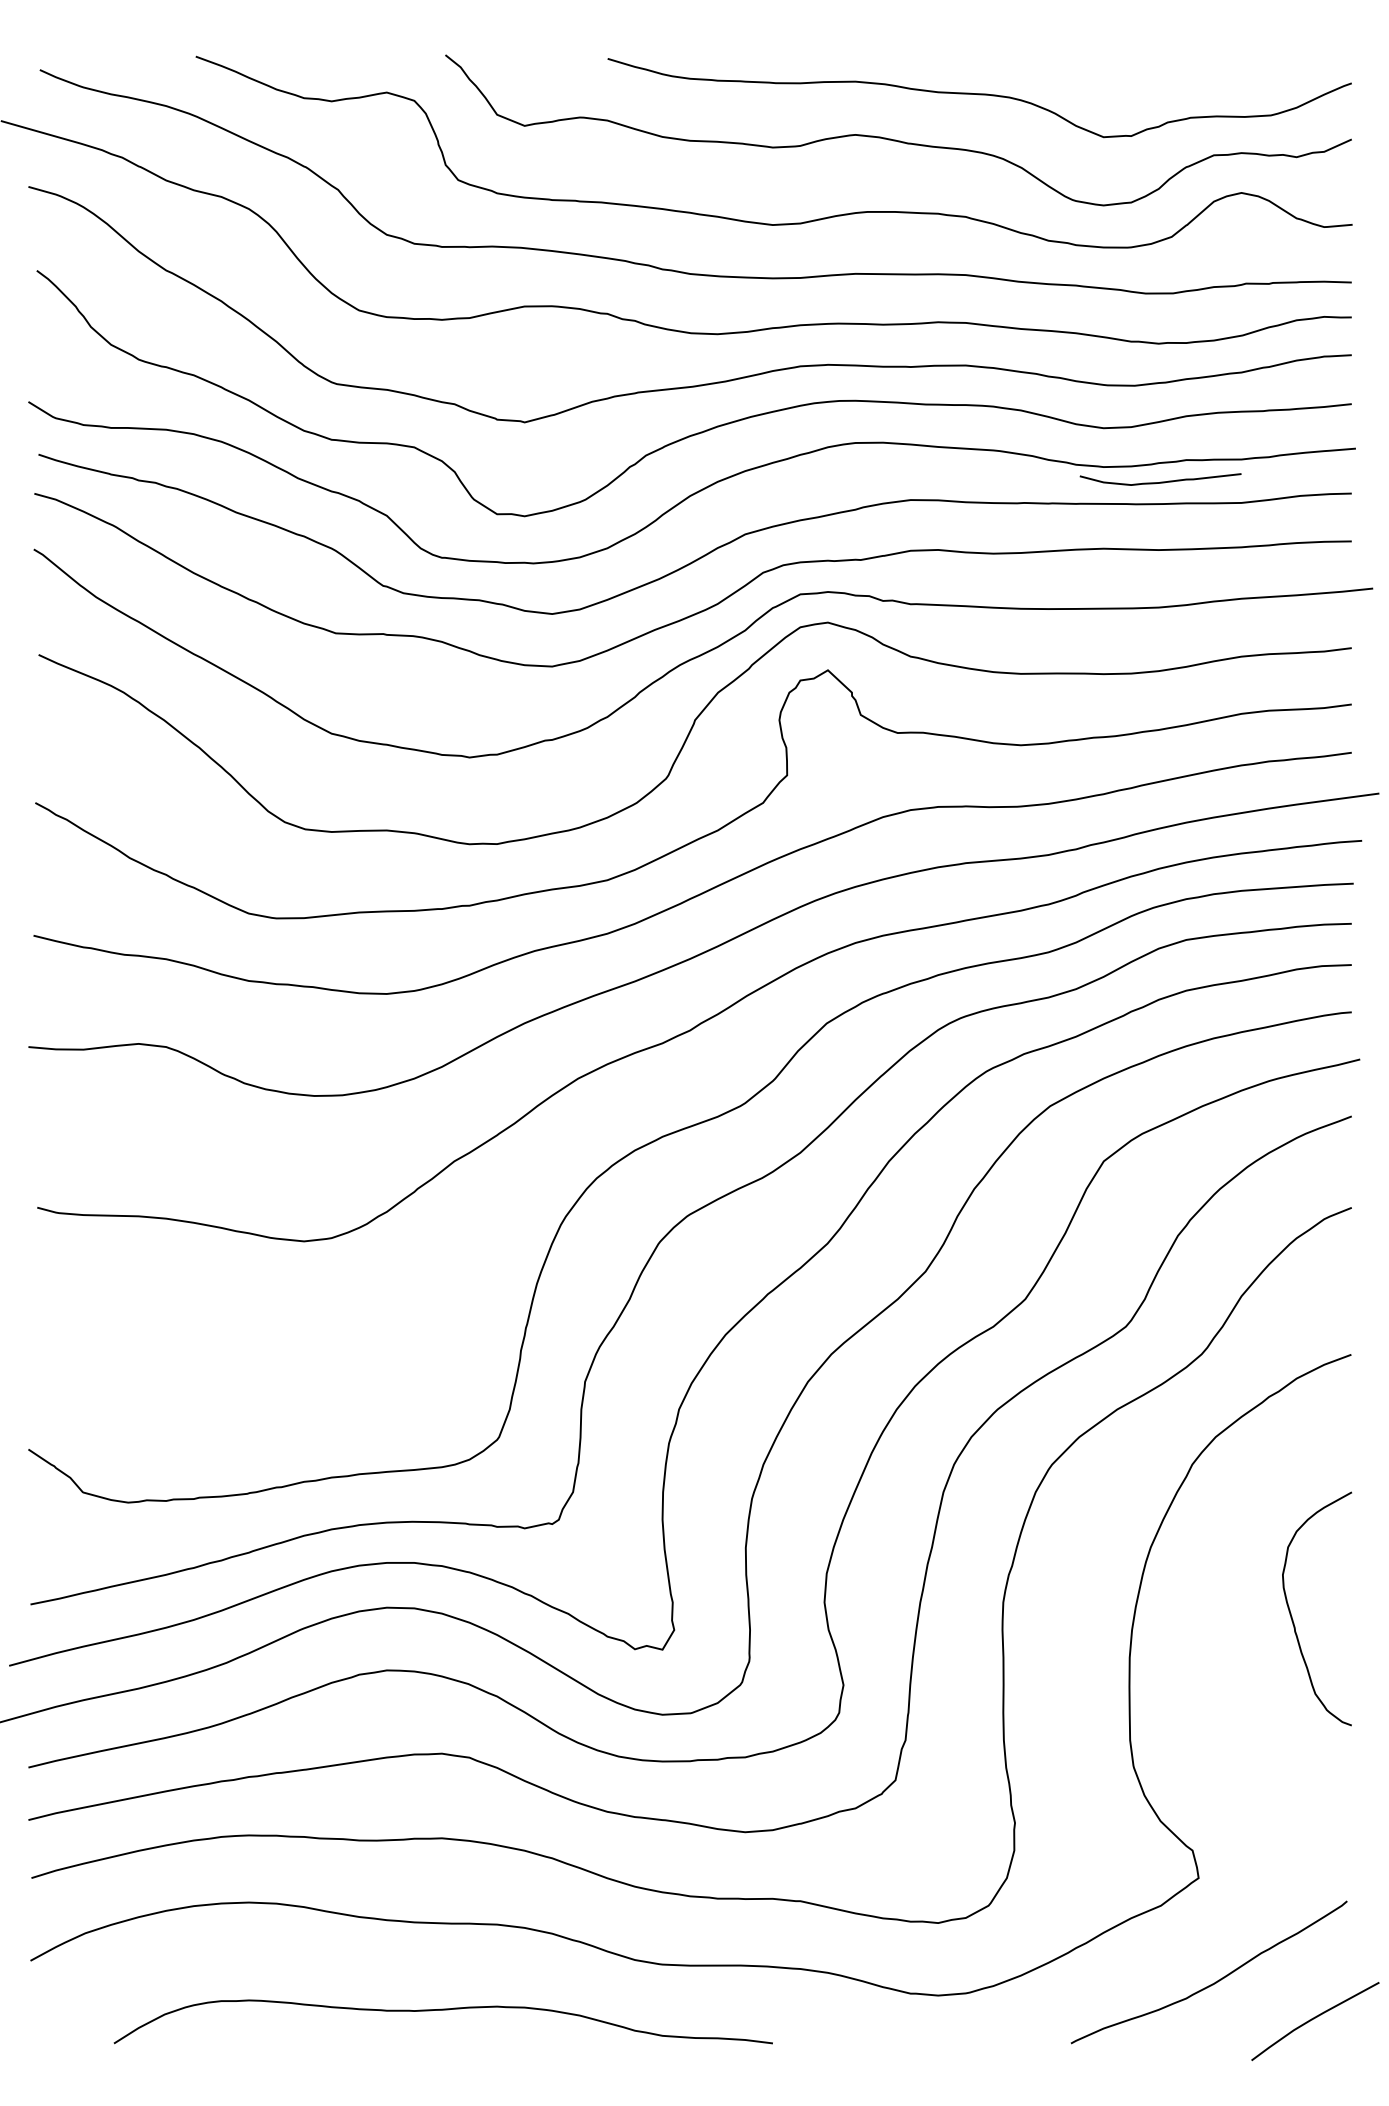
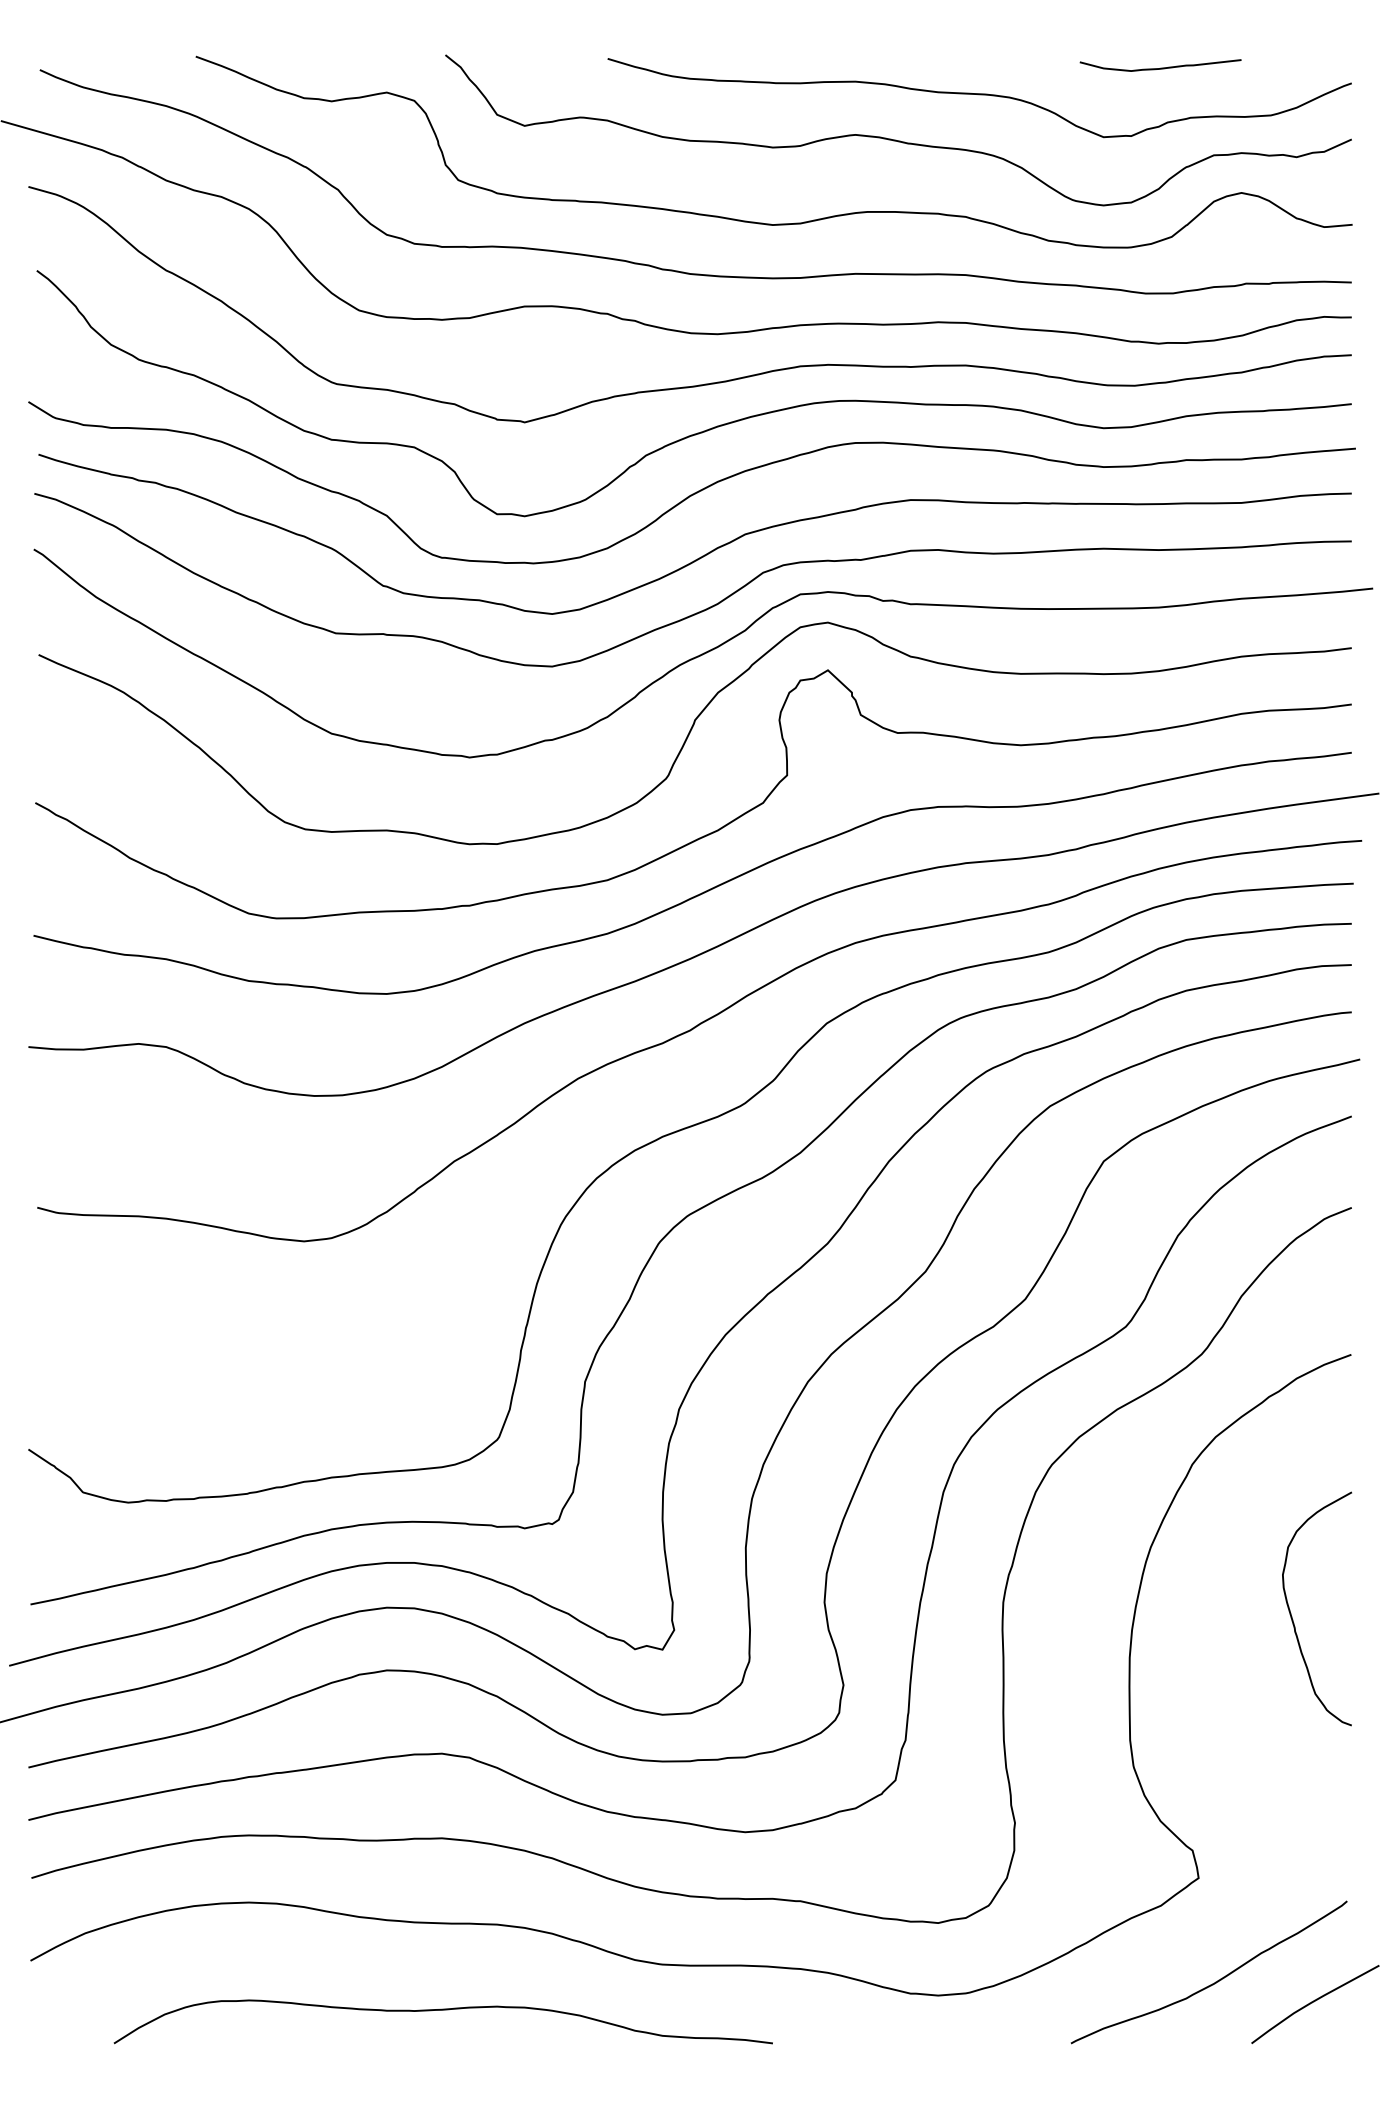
curve position: (1160, 481) -> (1160, 67) (1160, 67)
curve position: (1314, 2019) -> (1314, 2002) (1314, 2002)
